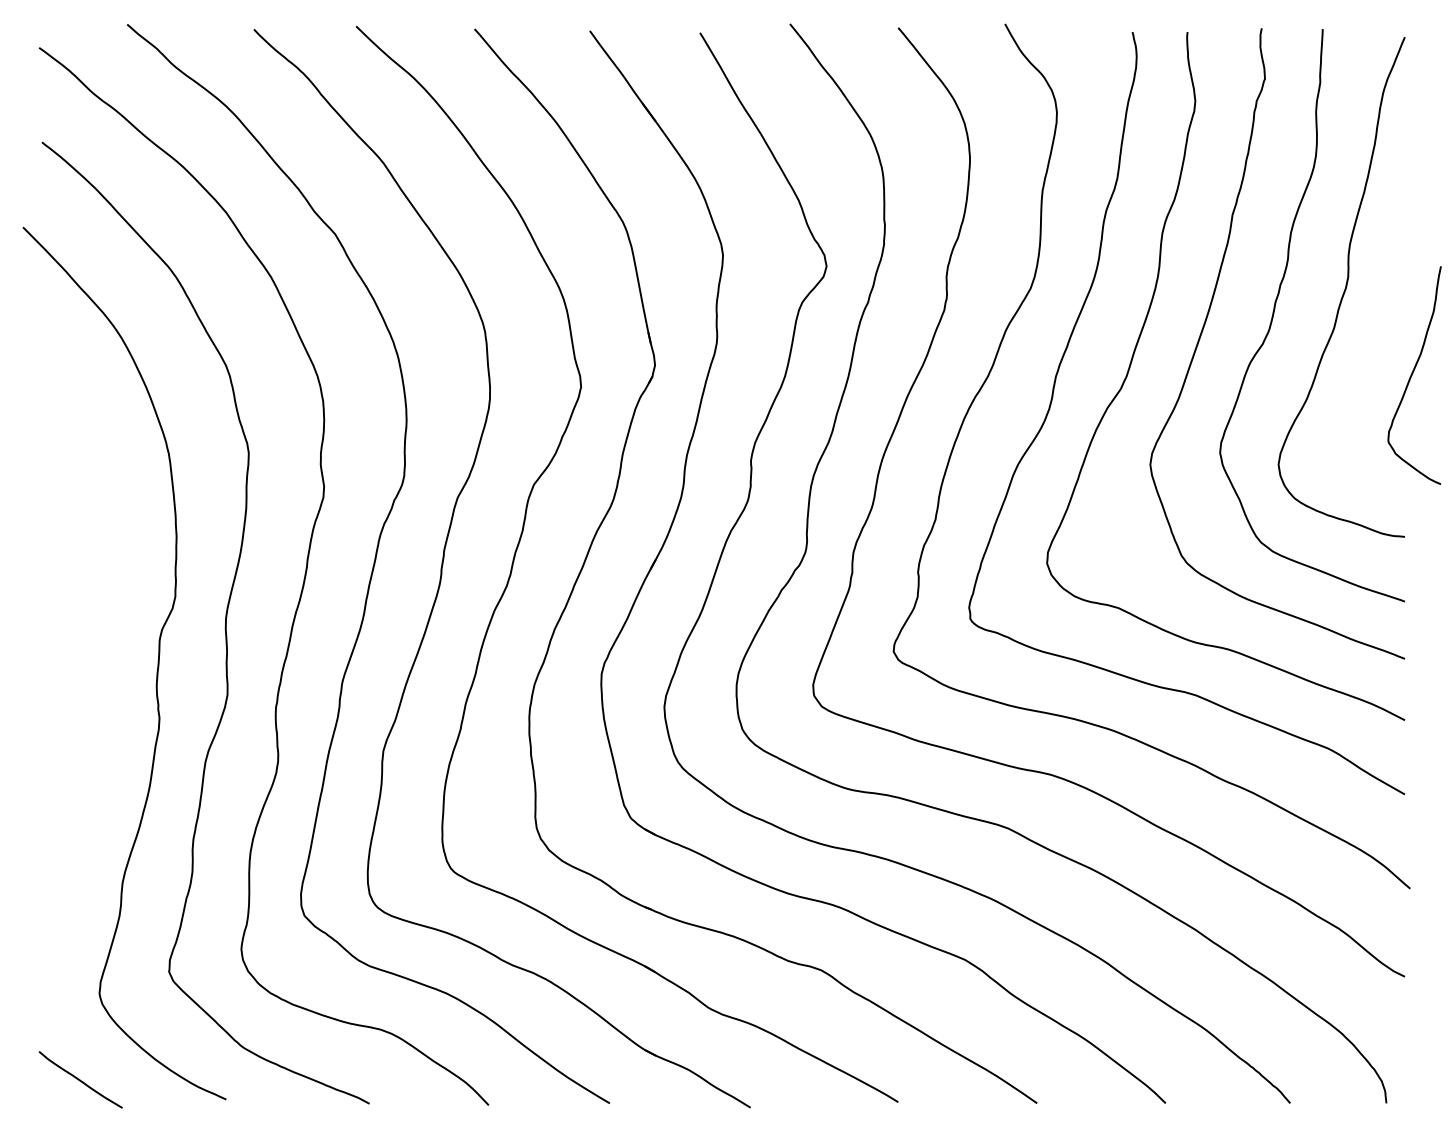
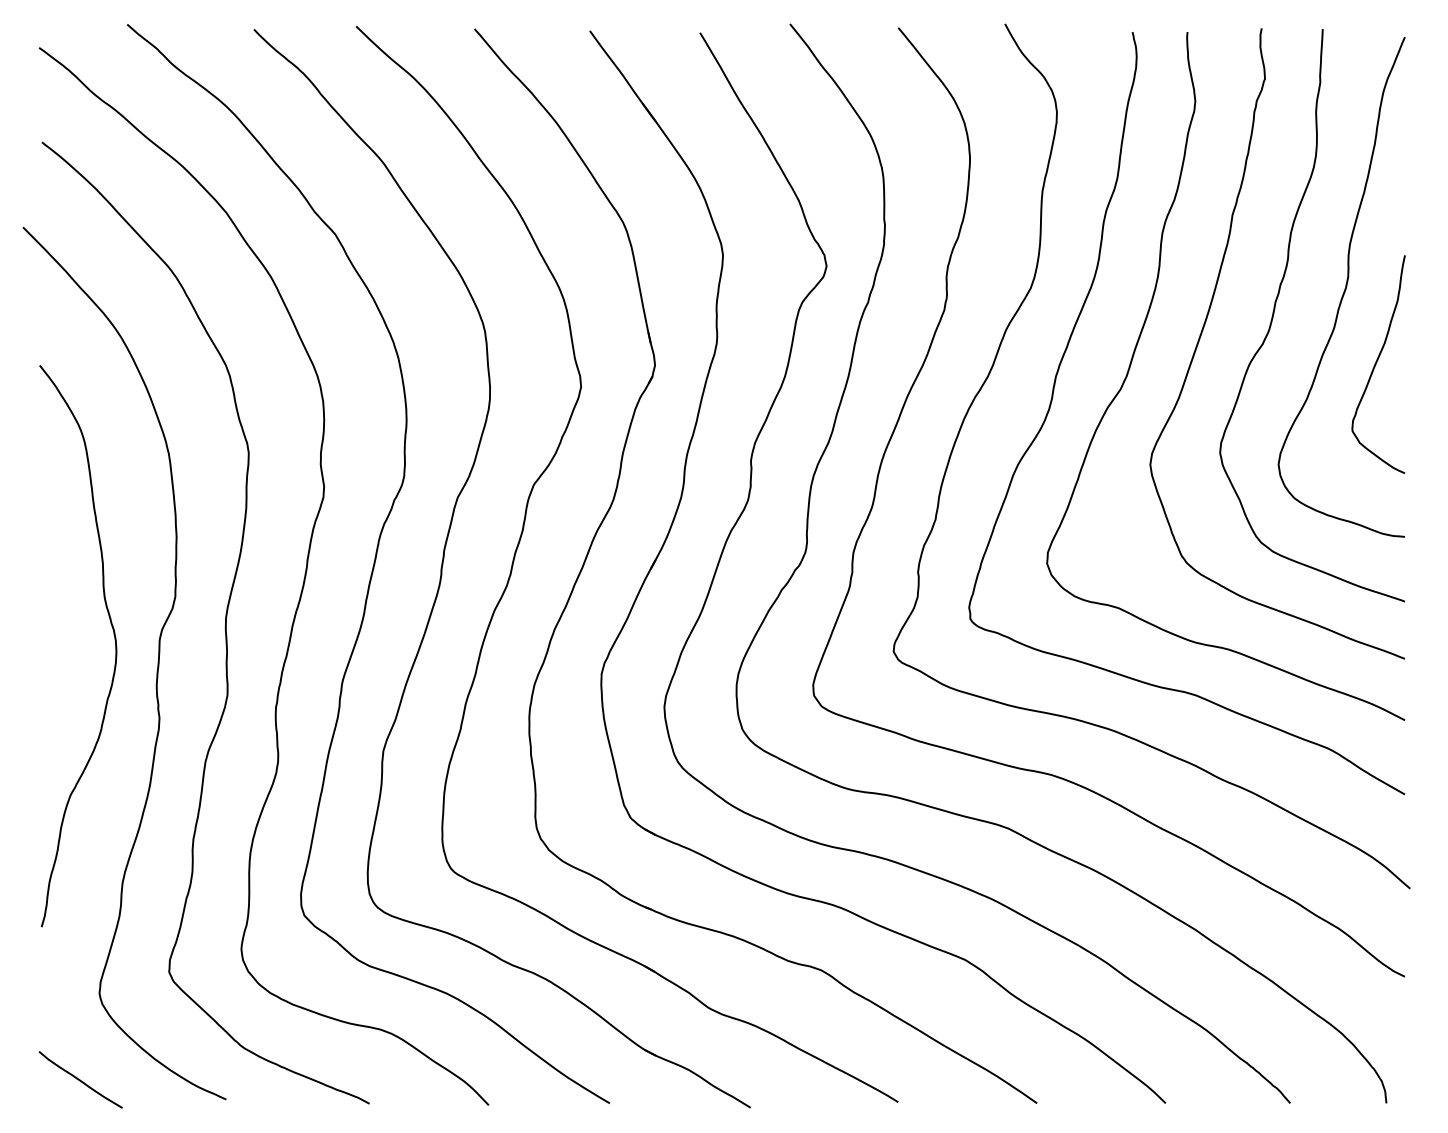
curve position: (1412, 375) -> (1376, 364) (1376, 364)
curve: none -> present (114, 640)
